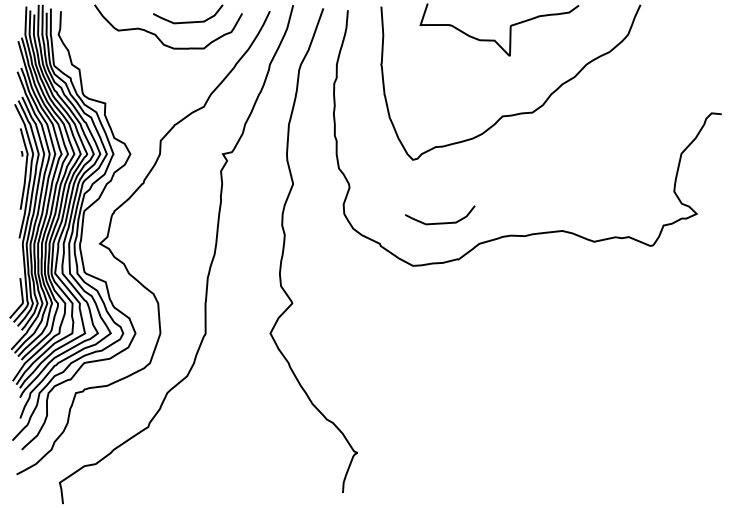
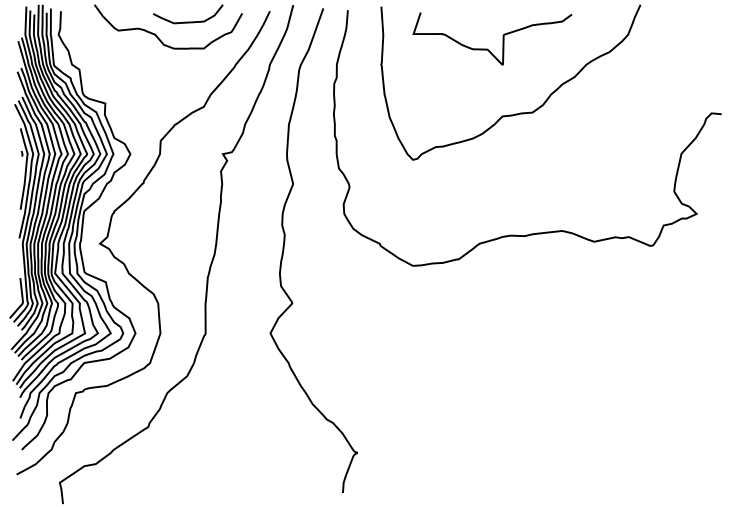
curve position: (509, 29) -> (502, 38) (502, 38)
curve: present -> none (440, 222)
